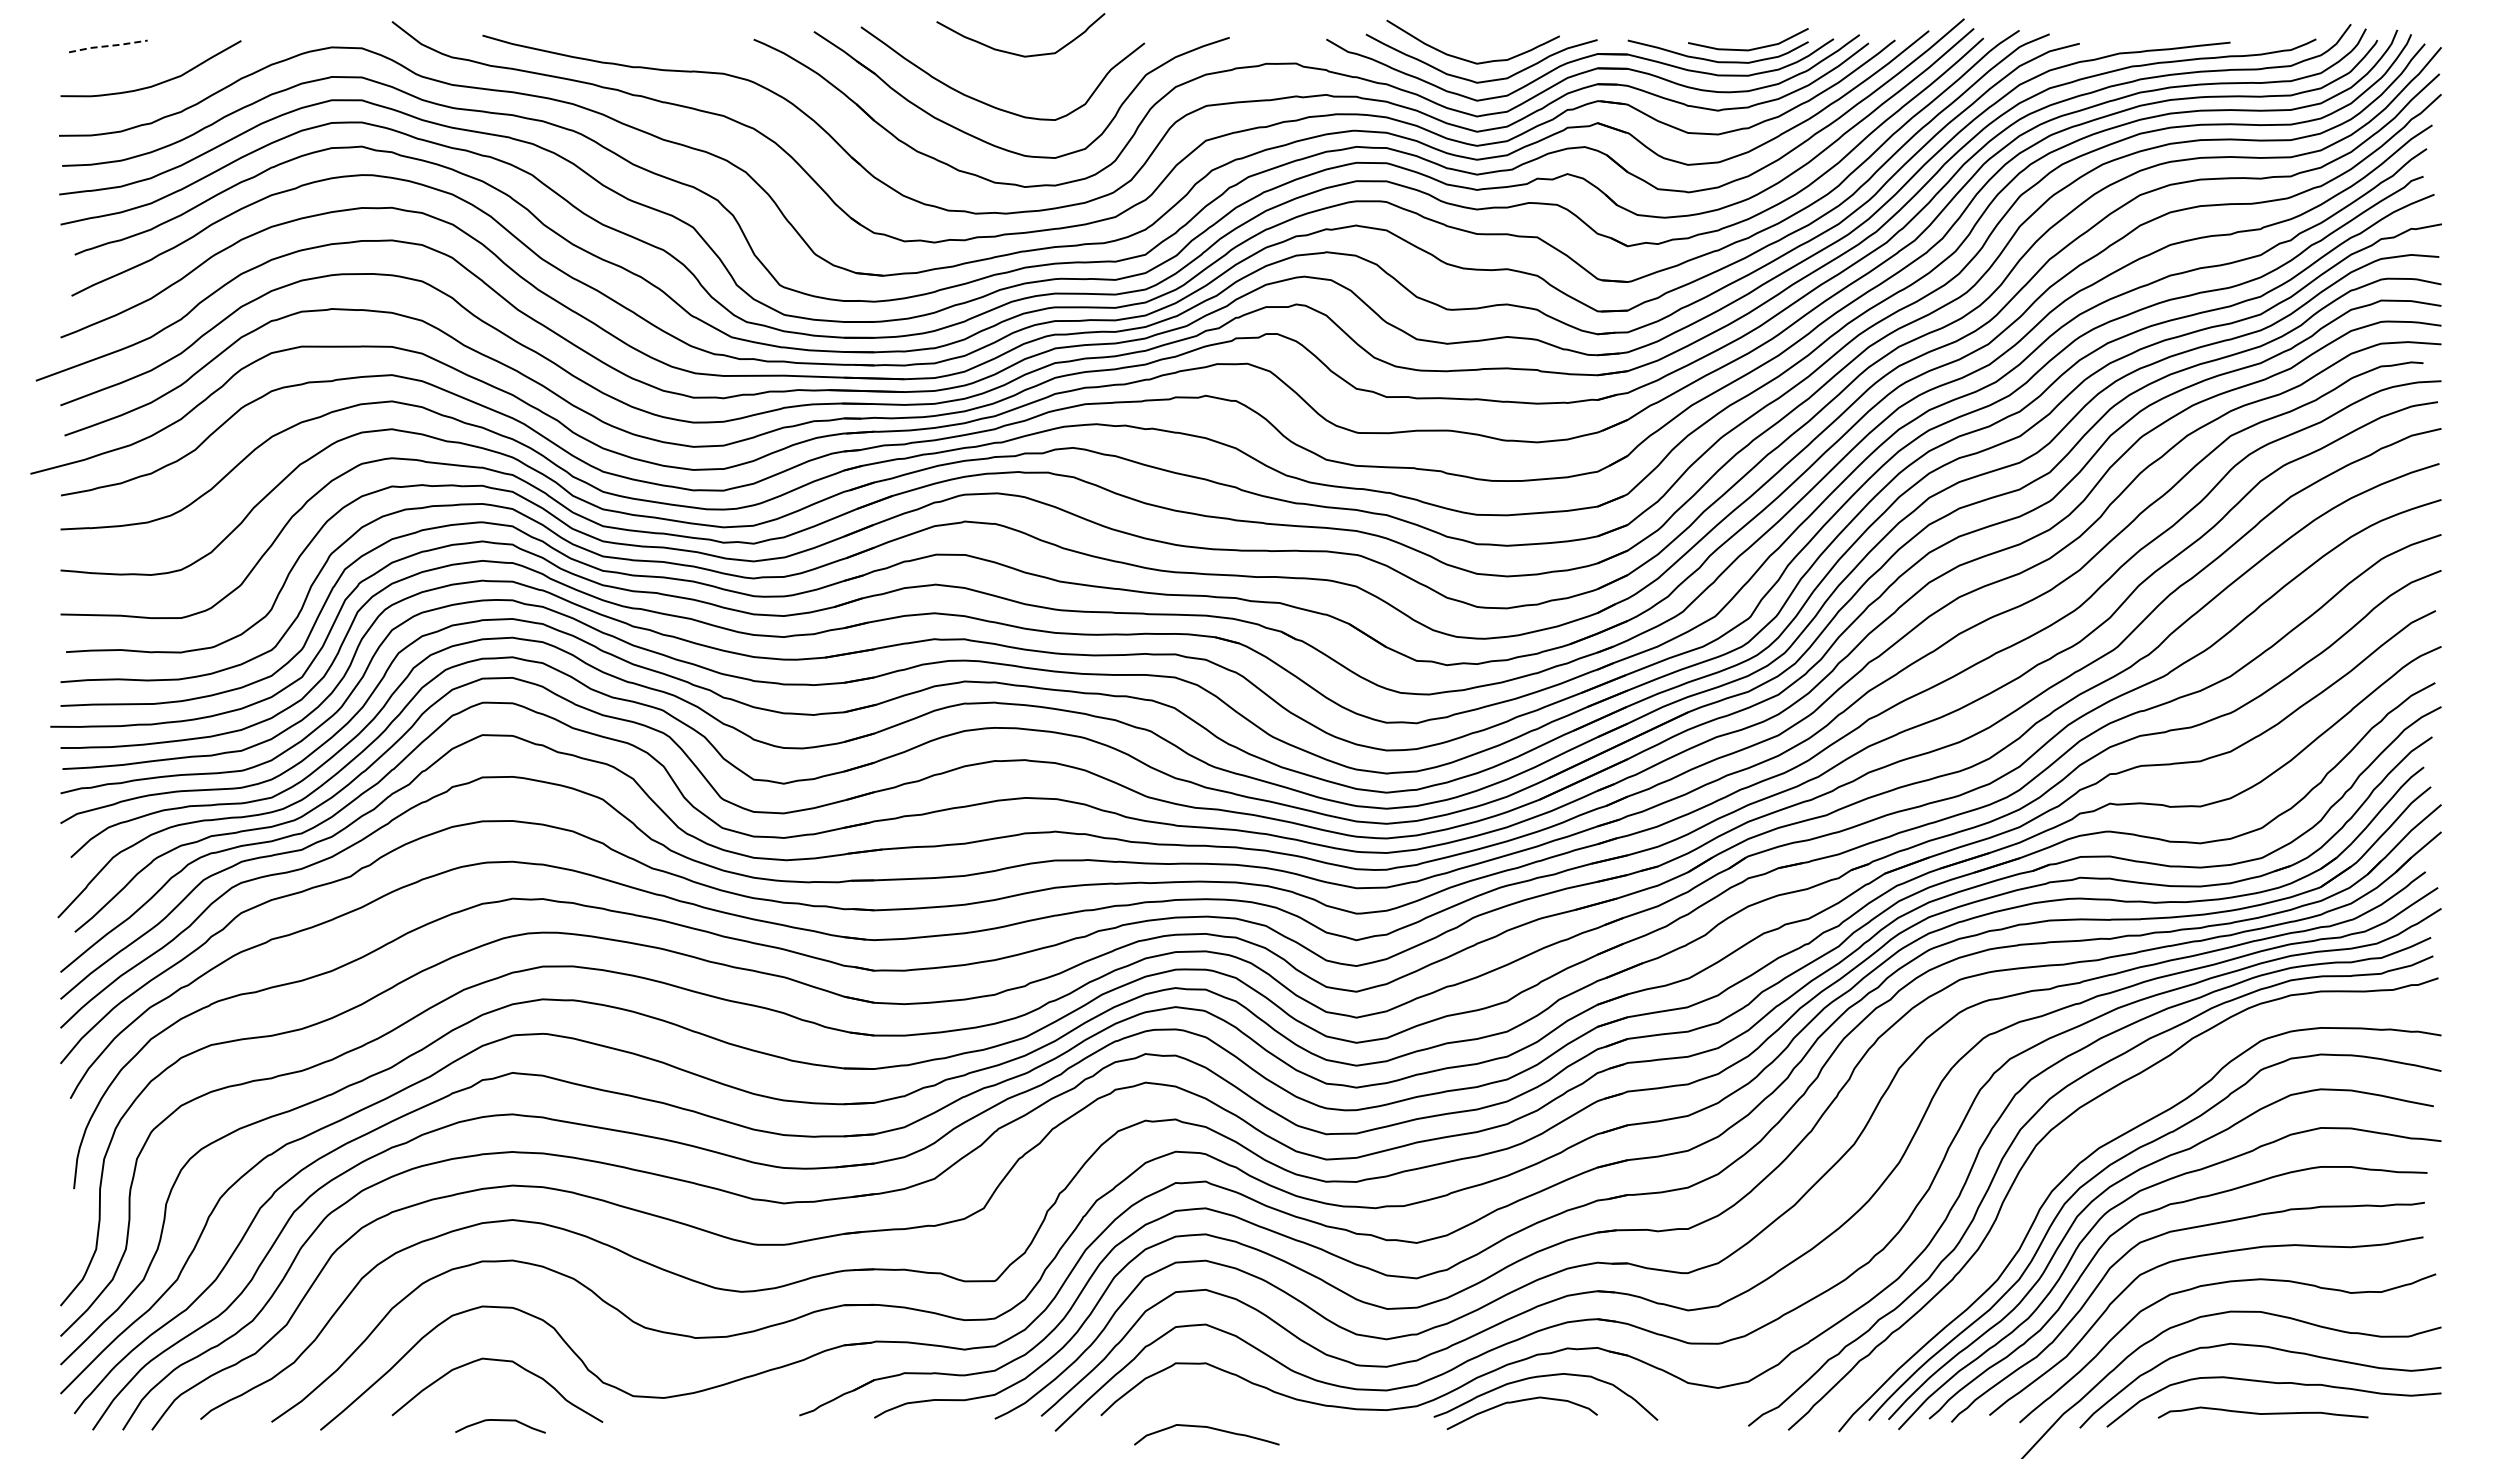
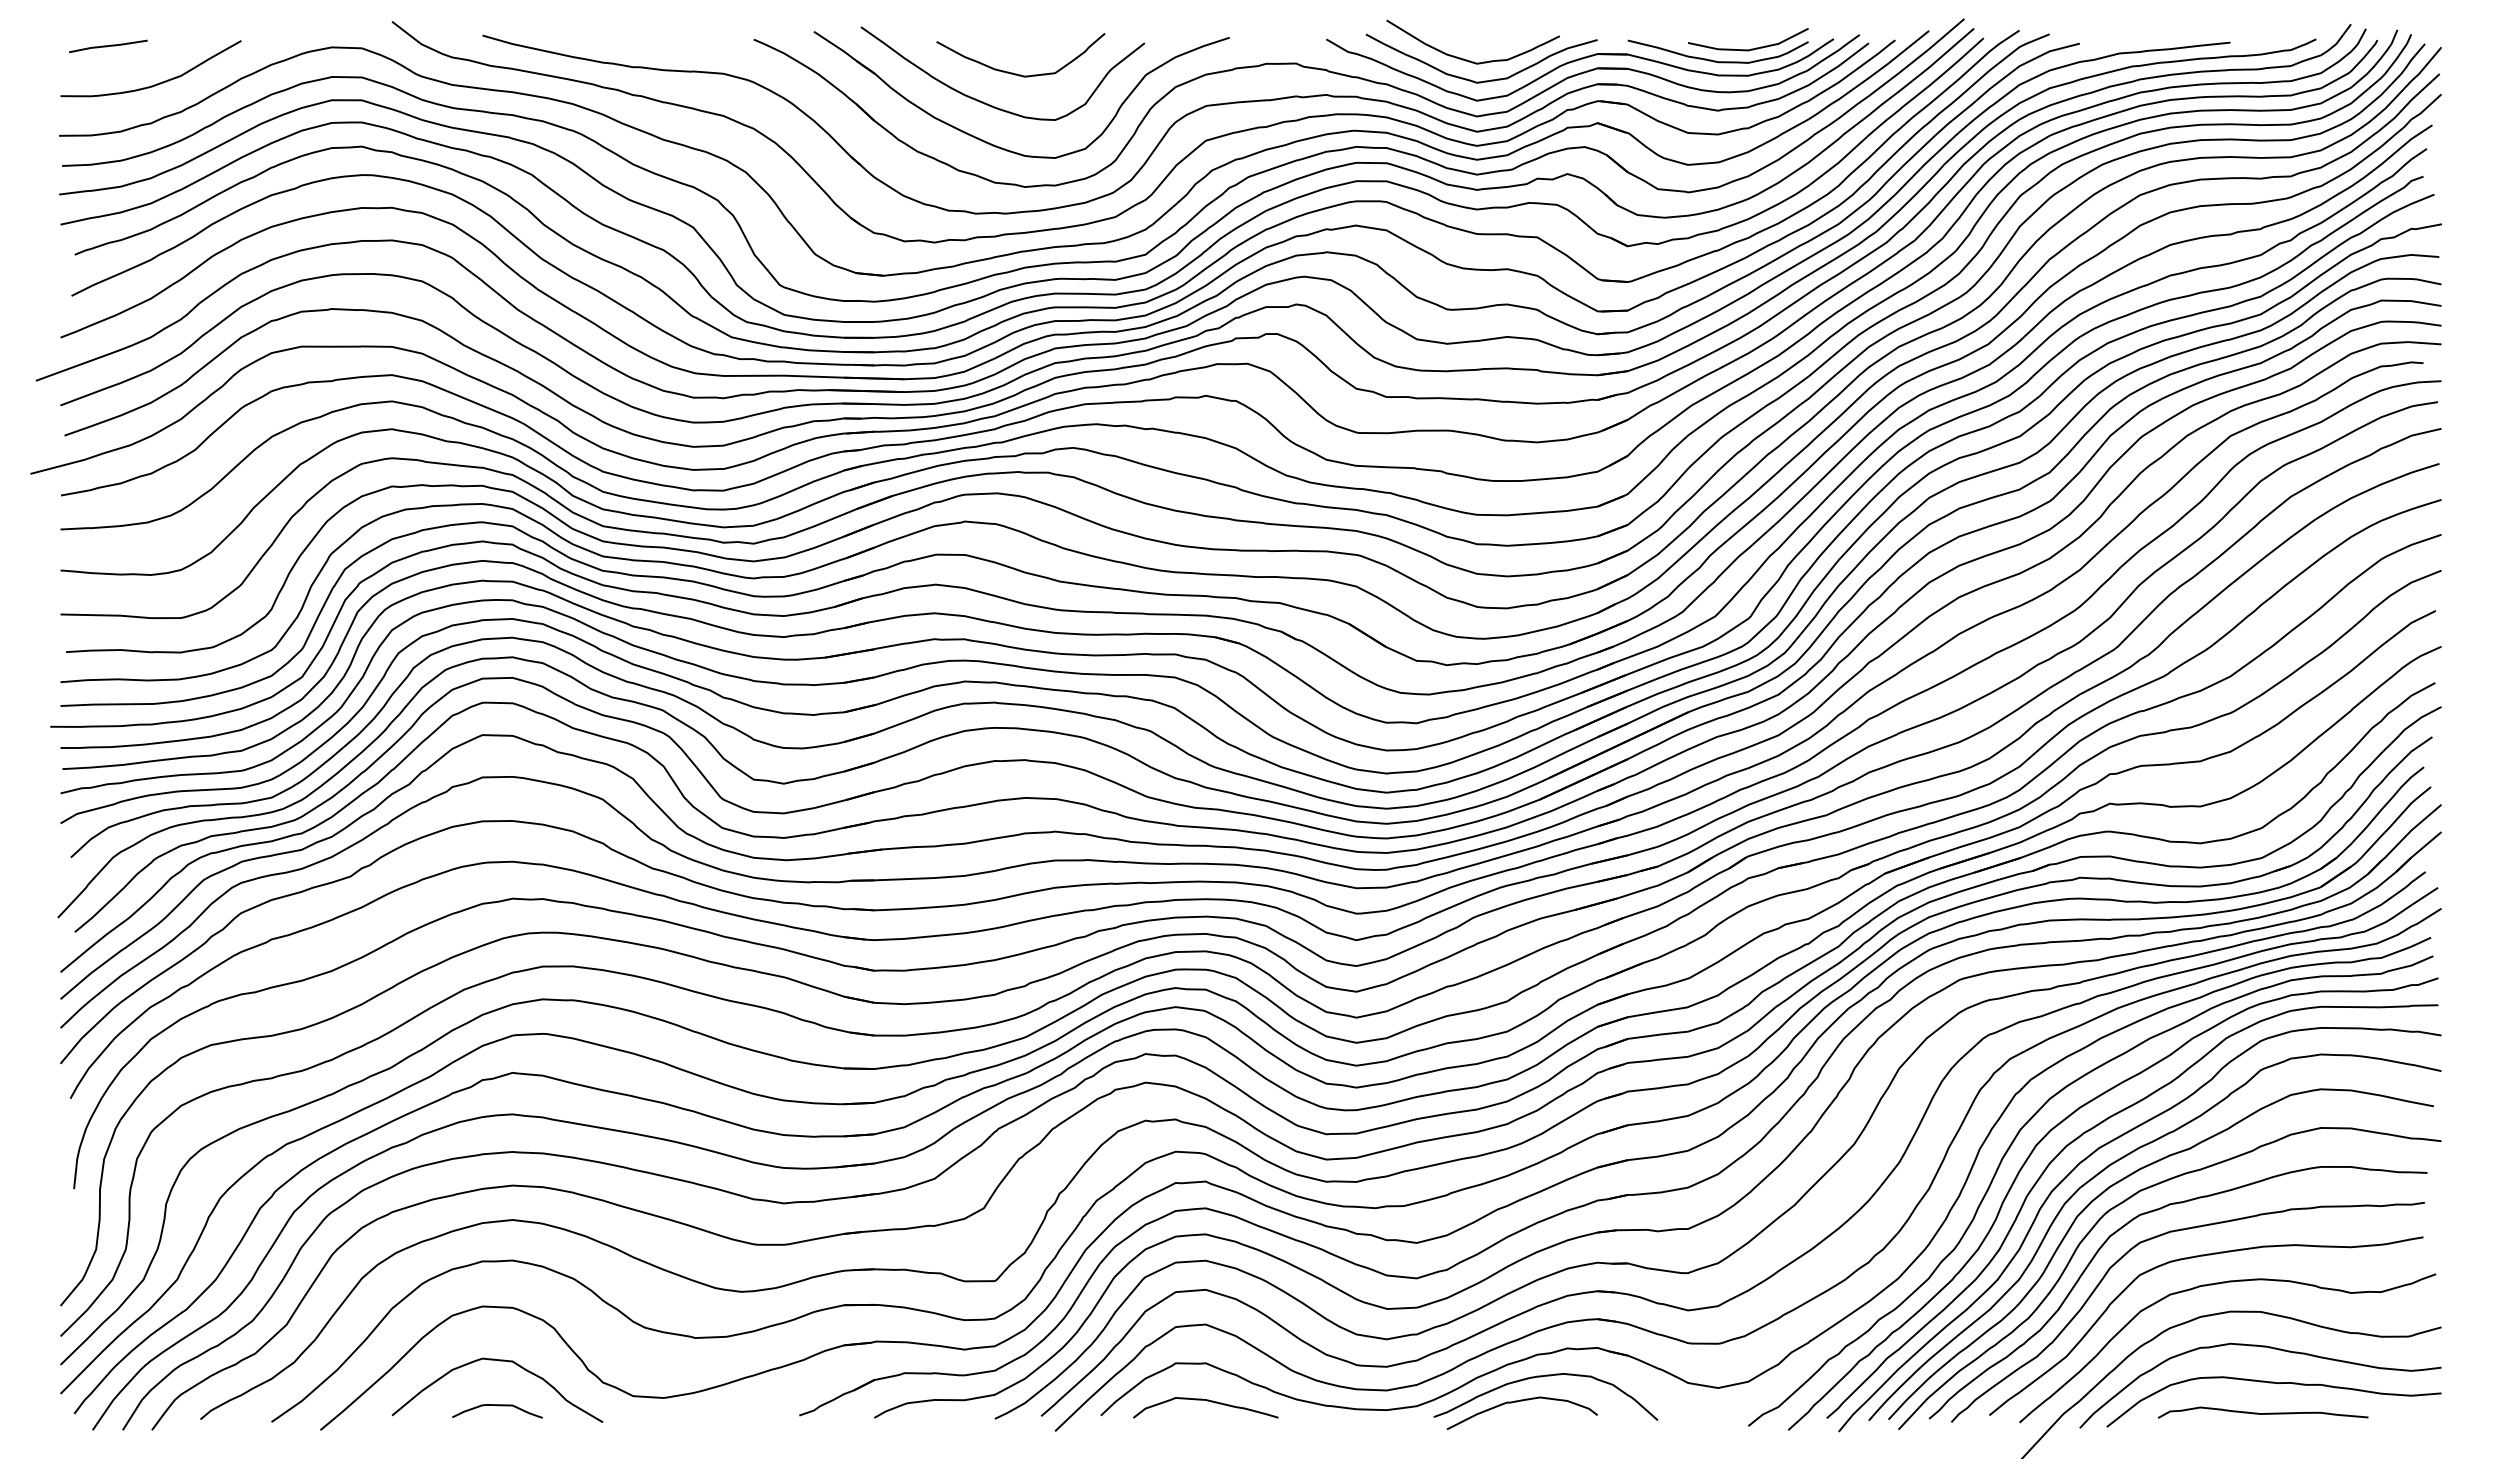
line: dashed -> solid (108, 46)
curve position: (1016, 53) -> (1016, 73) (1016, 73)
curve: none -> present (2080, 1137)
curve position: (500, 1421) -> (497, 1406) (497, 1406)
curve position: (1207, 1428) -> (1206, 1401) (1206, 1401)
